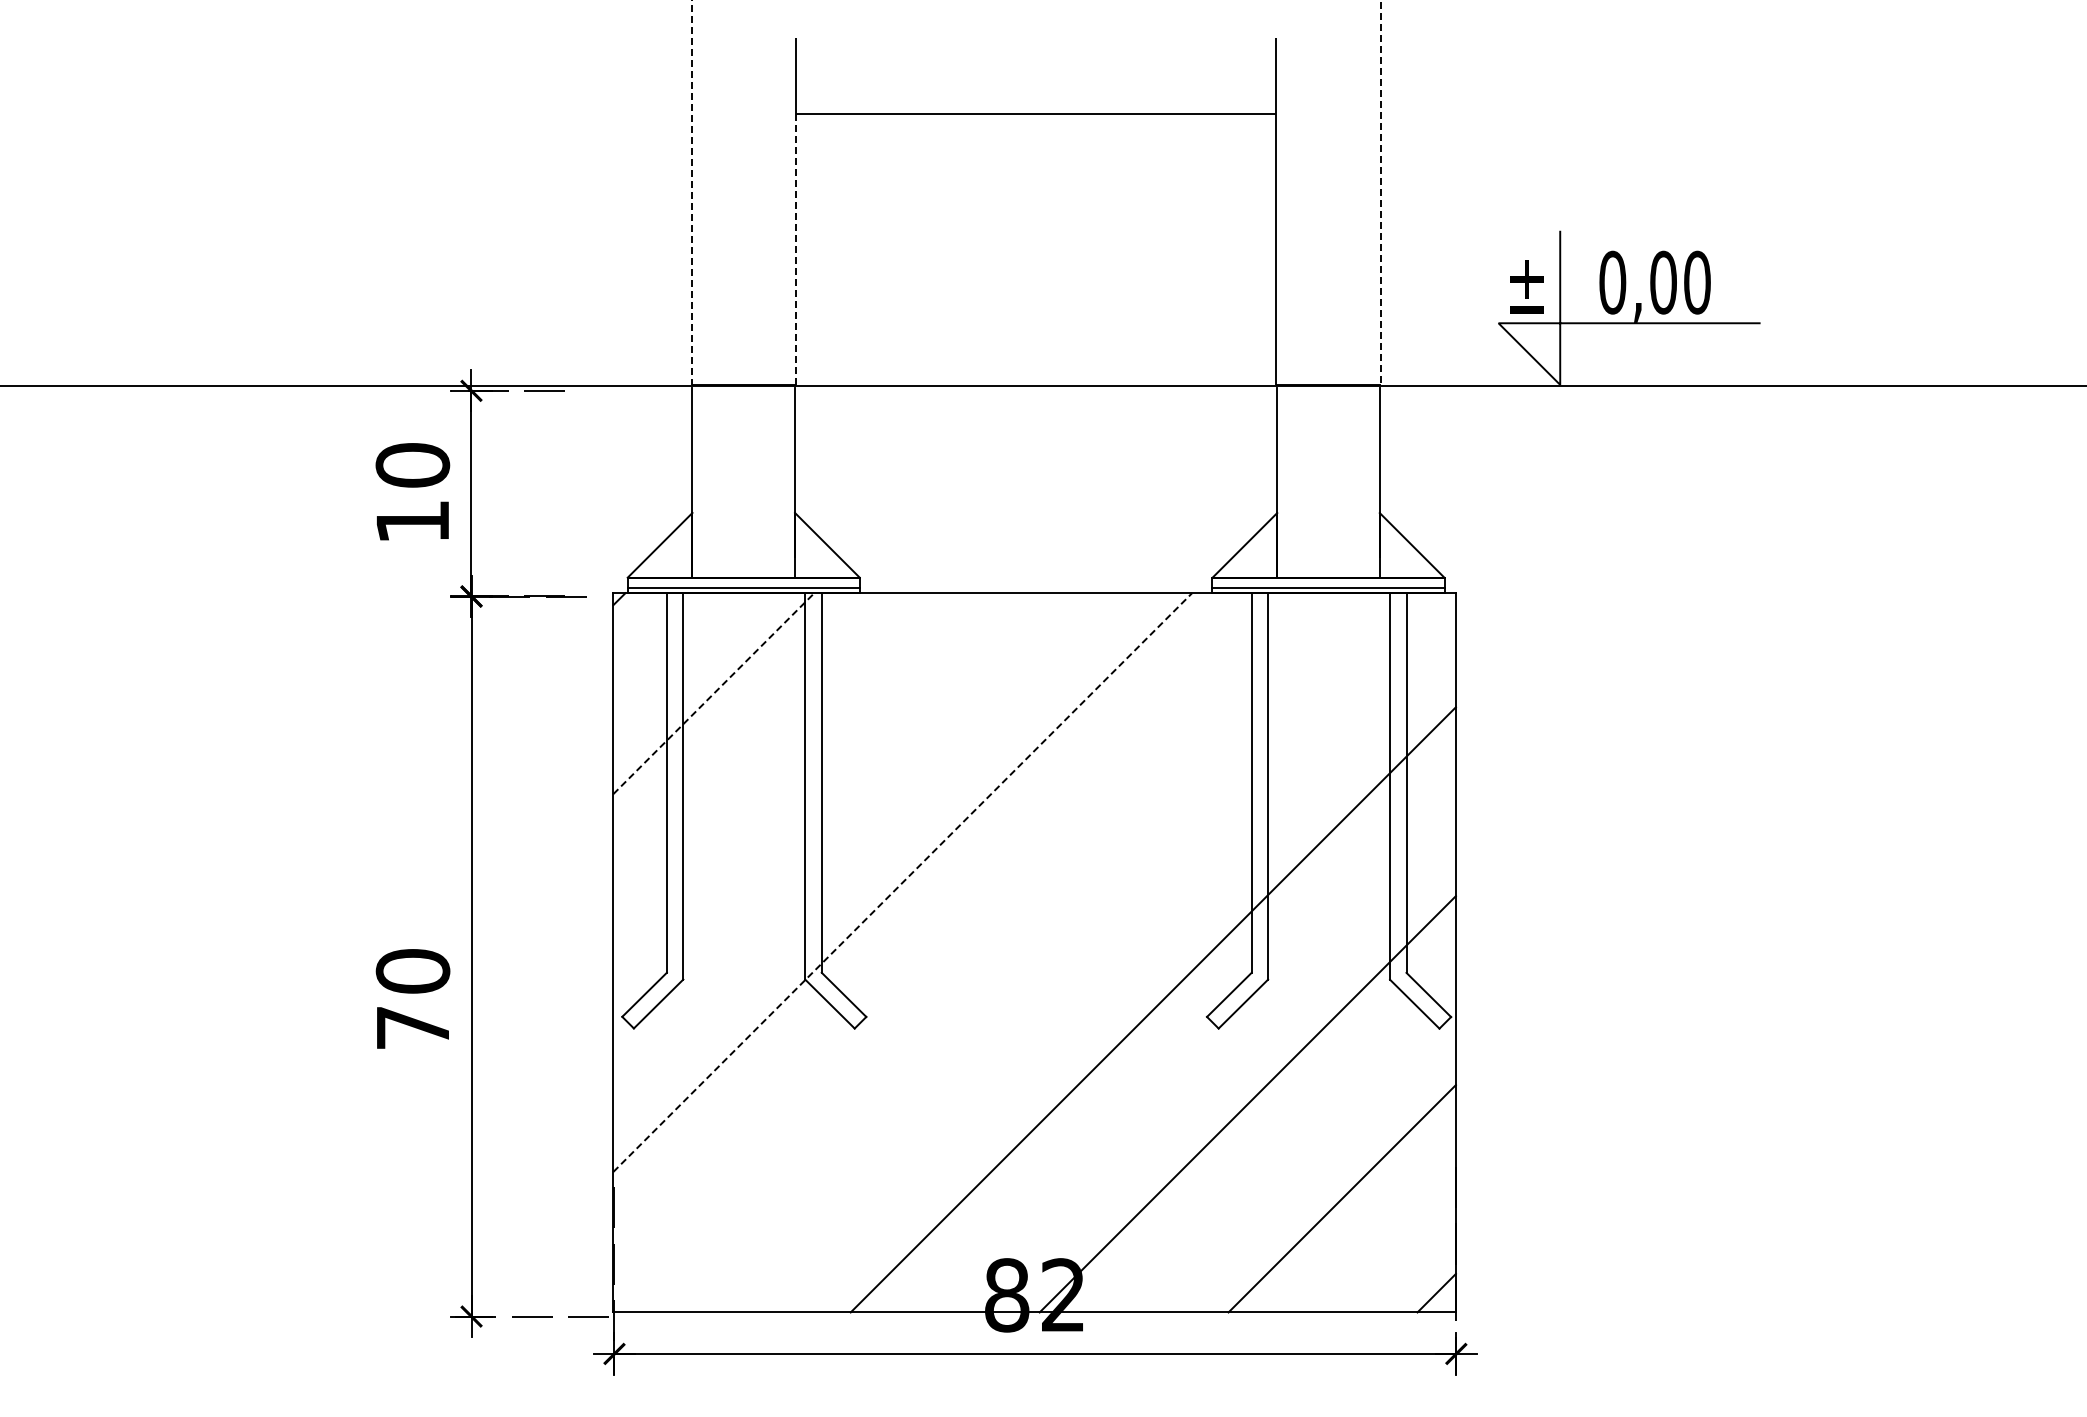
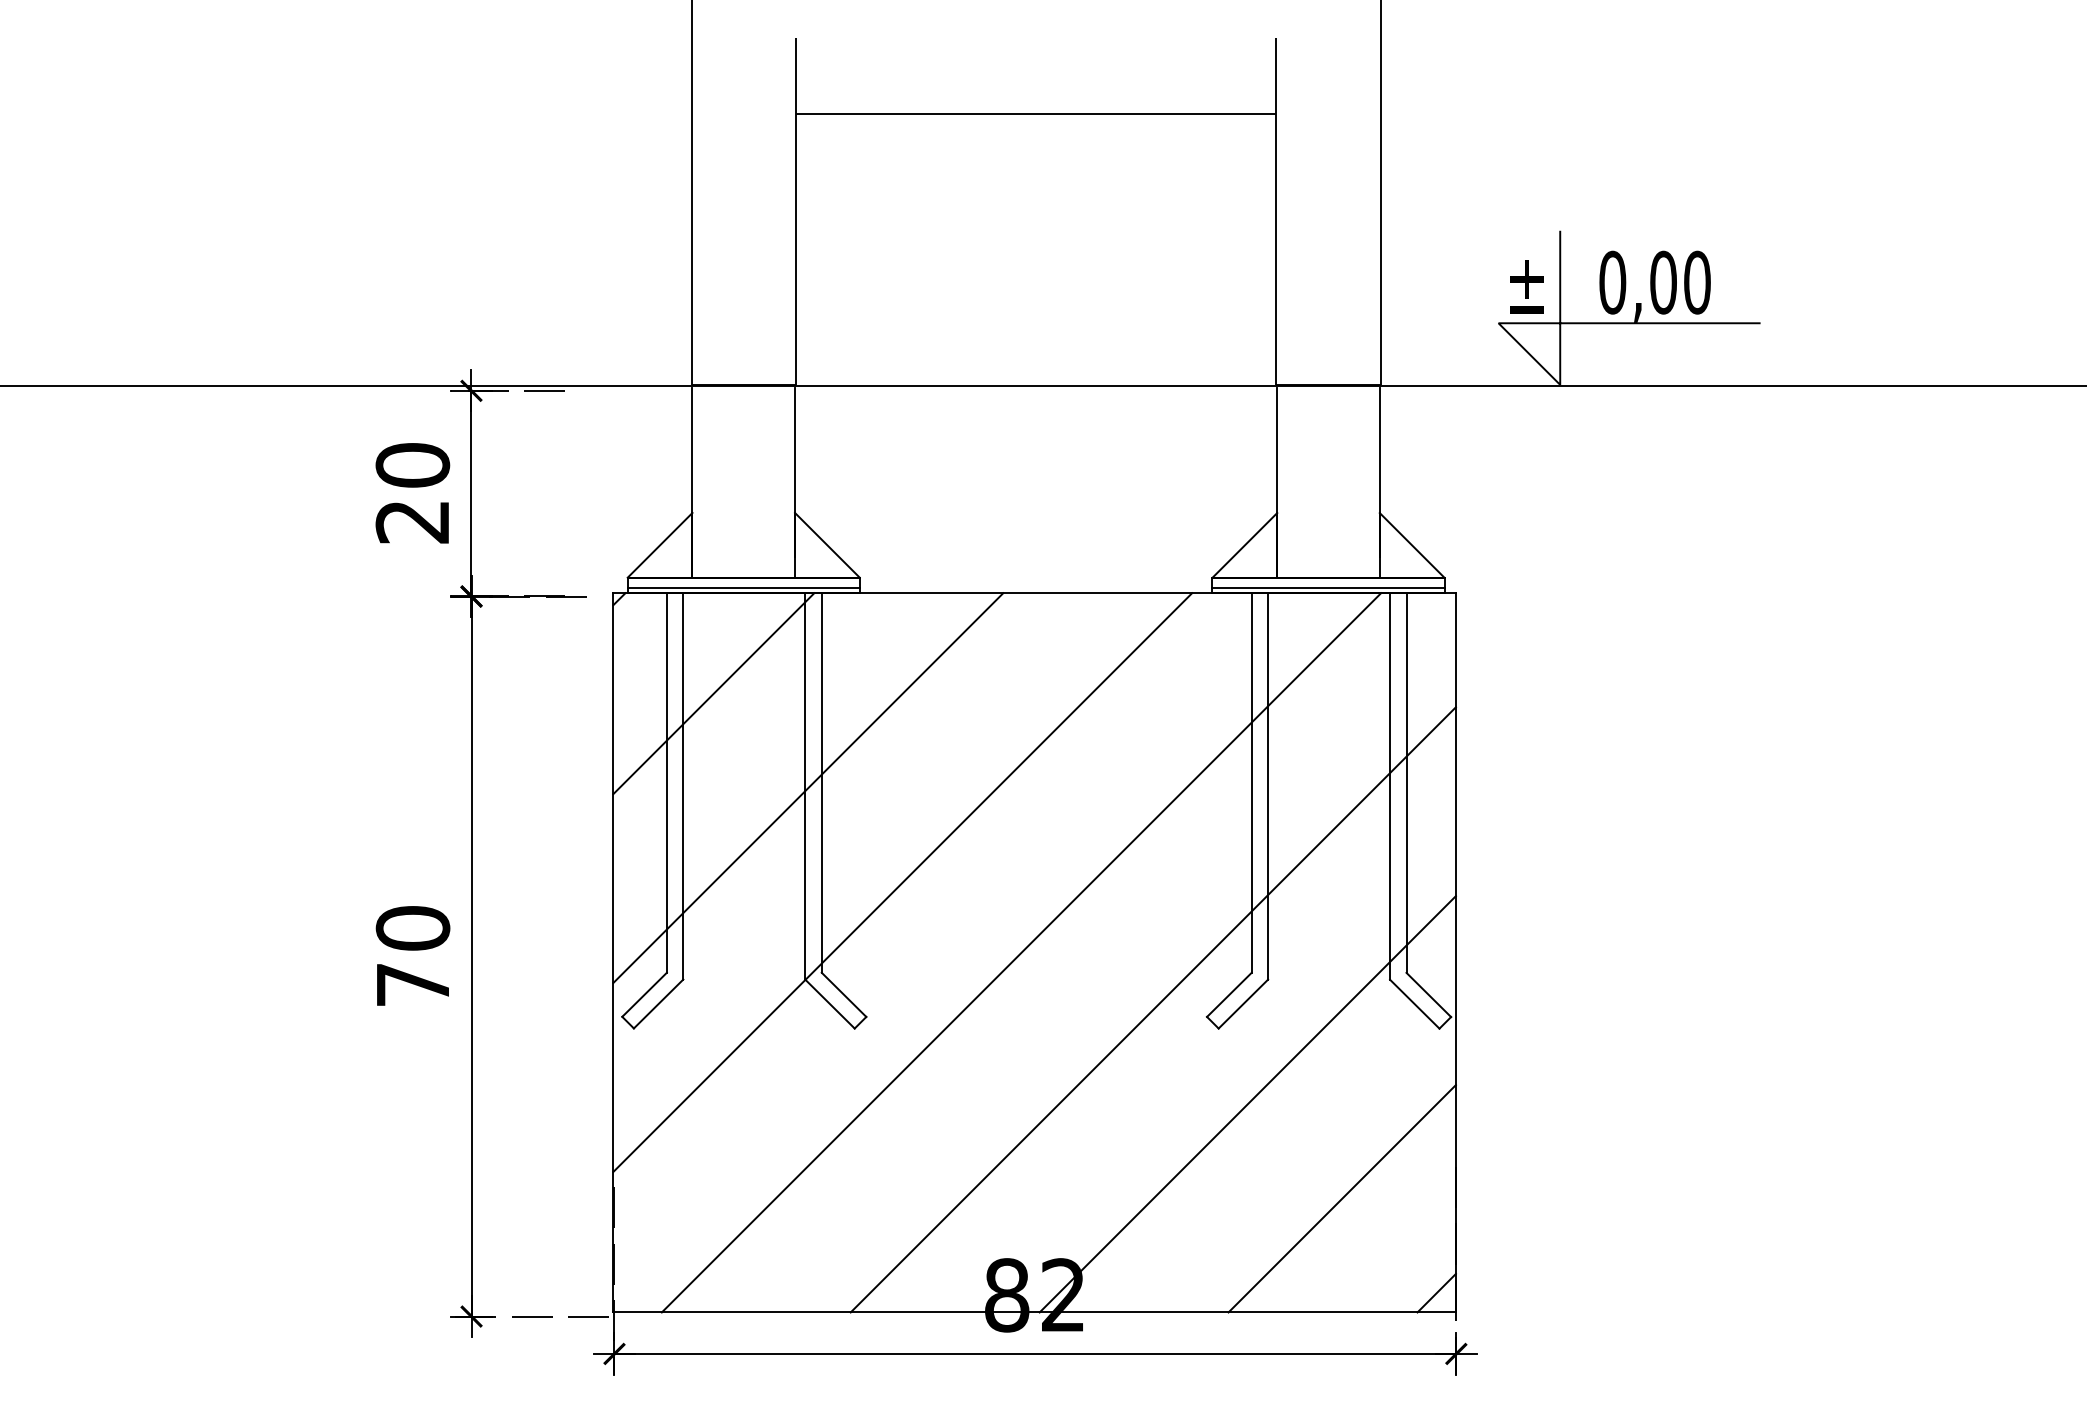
line: dashed -> solid (691, 192)
line: dashed -> solid (1380, 192)
line: dashed -> solid (796, 249)
text: 10 -> 20 (411, 522)
line: dashed -> solid (714, 693)
line: none -> present (808, 788)
line: dashed -> solid (903, 882)
line: none -> present (1021, 952)
text position: (412, 998) -> (412, 955) (412, 955)
